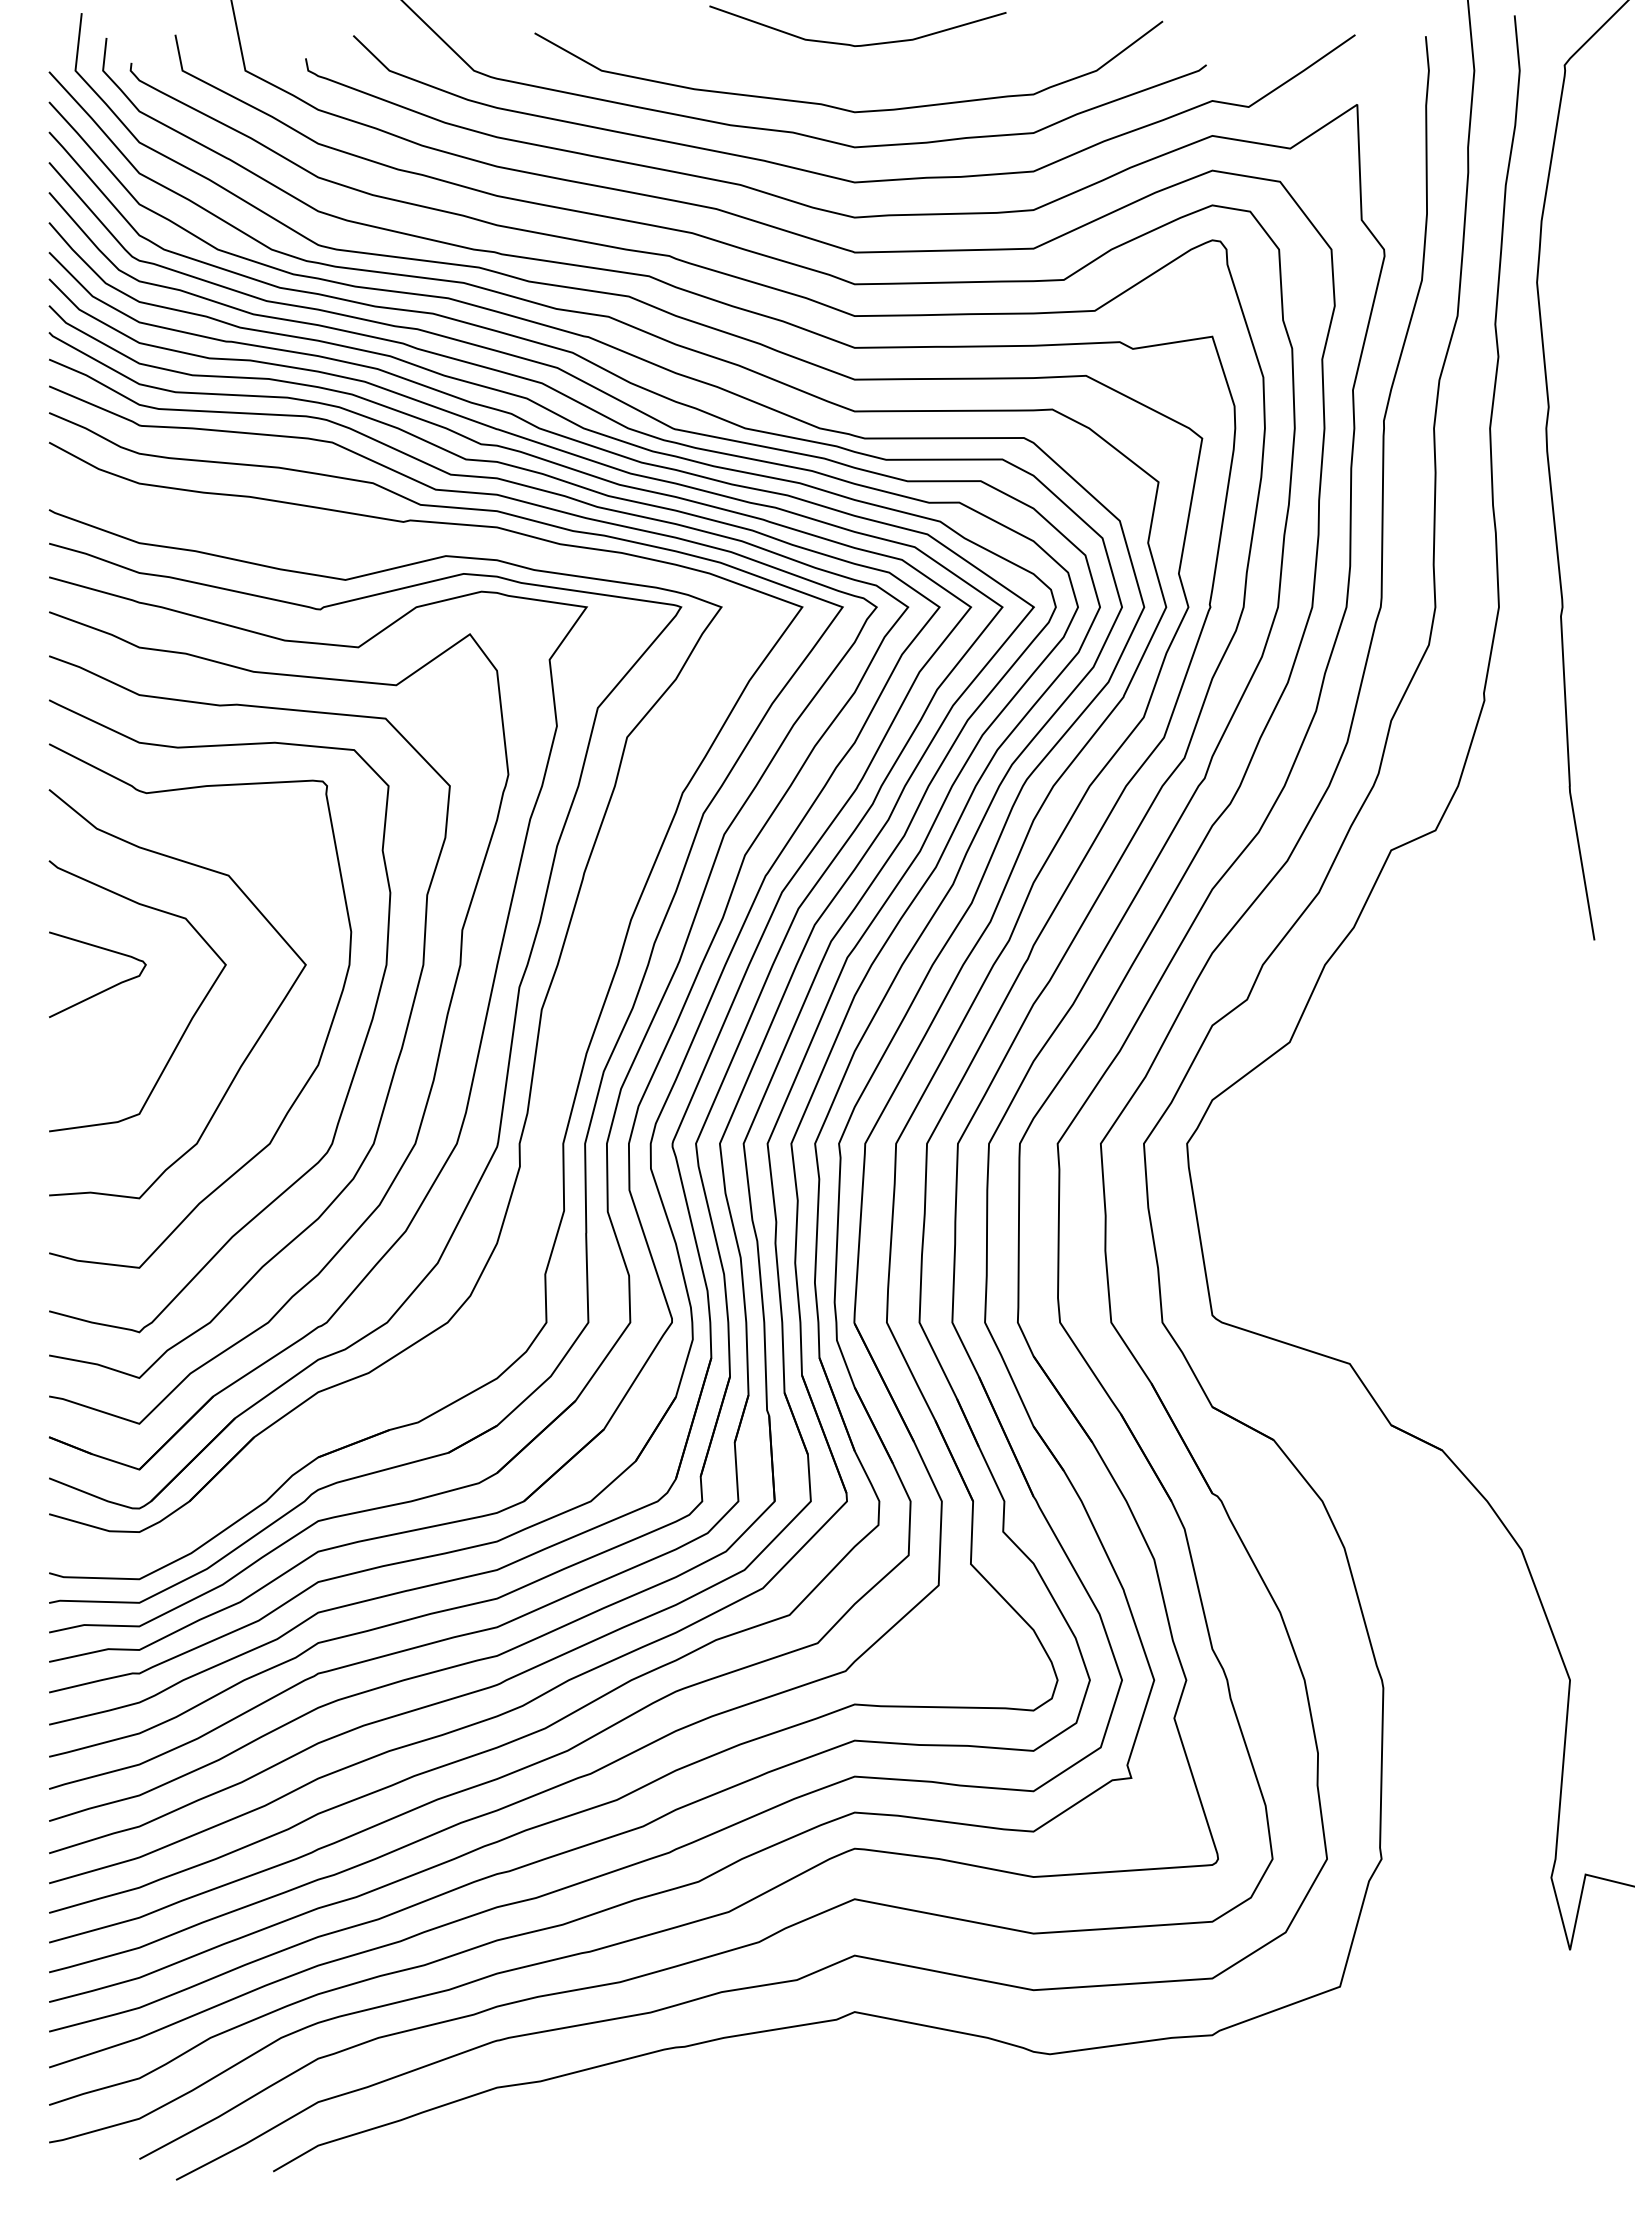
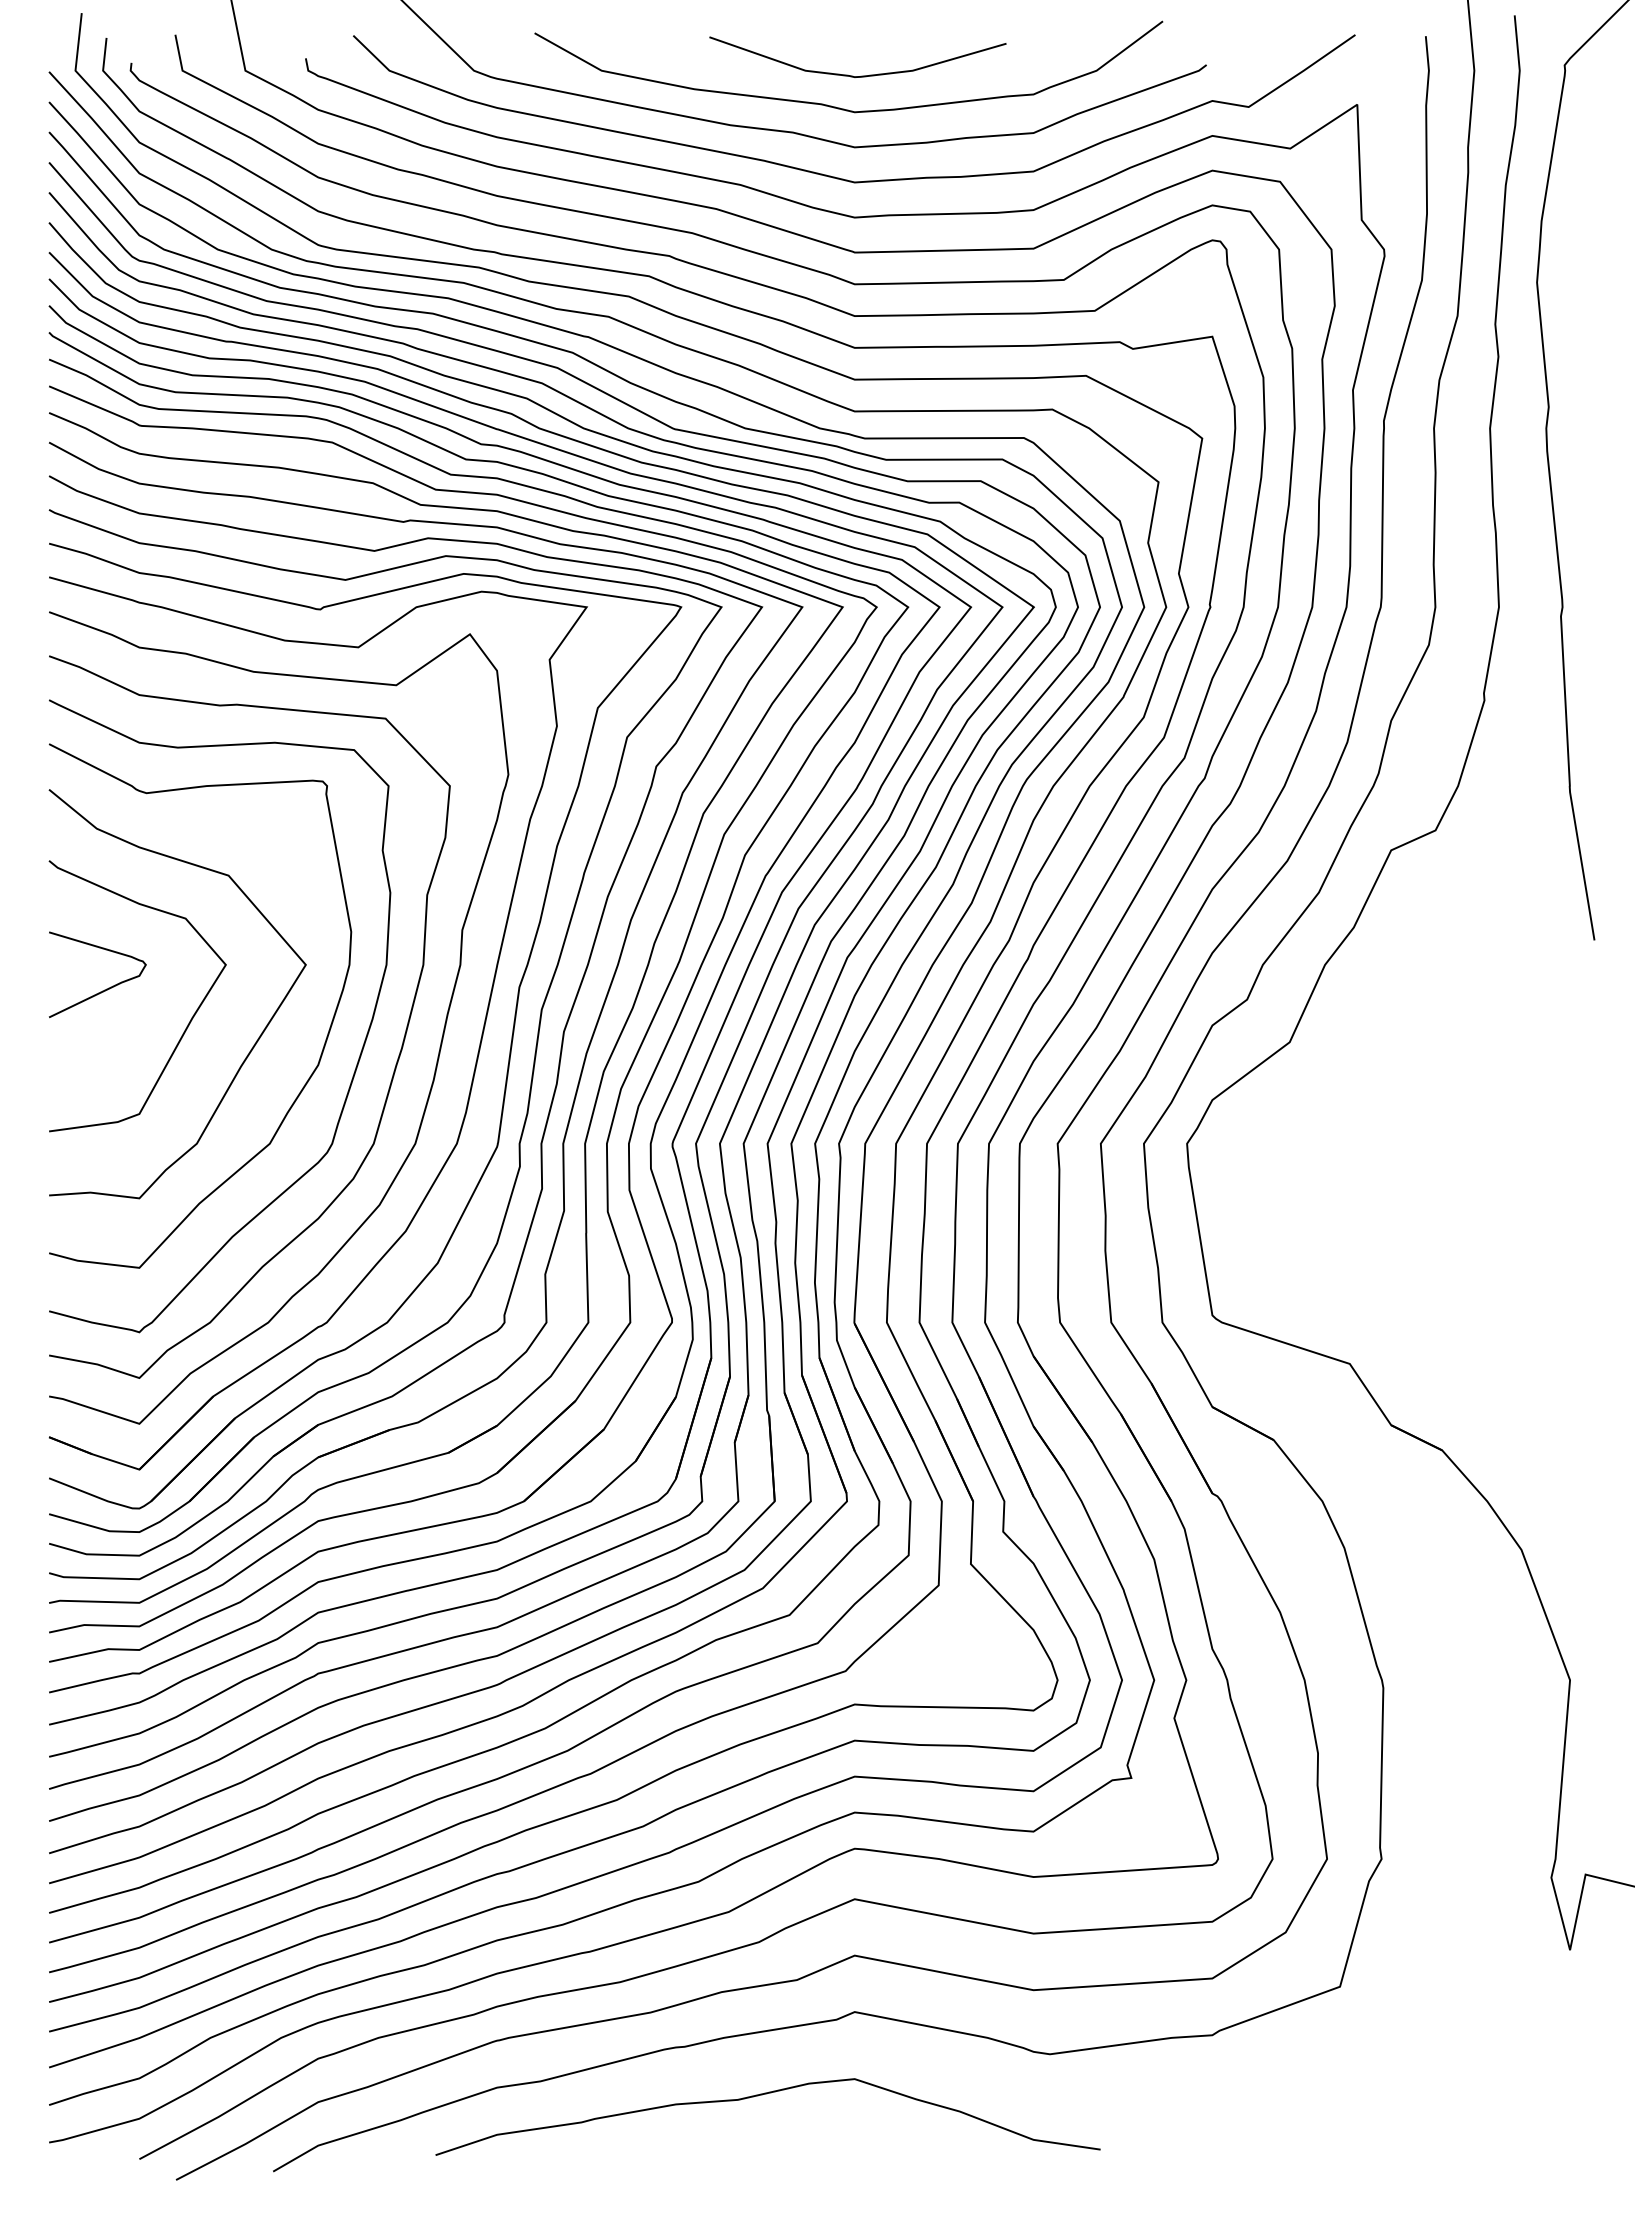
curve position: (861, 44) -> (861, 75) (861, 75)
part: none -> present (561, 1040)
curve: none -> present (762, 2095)
